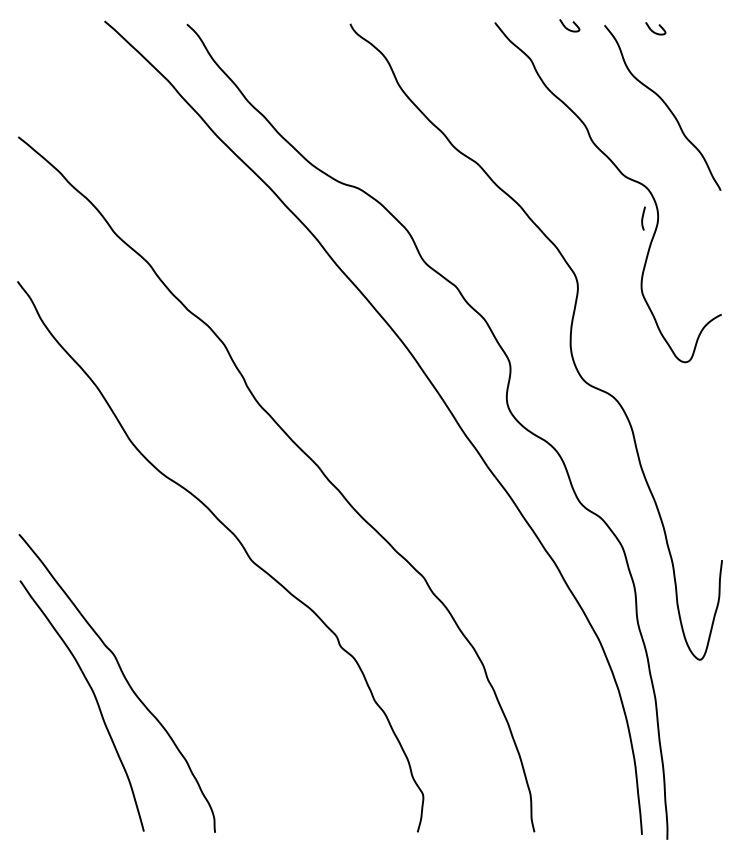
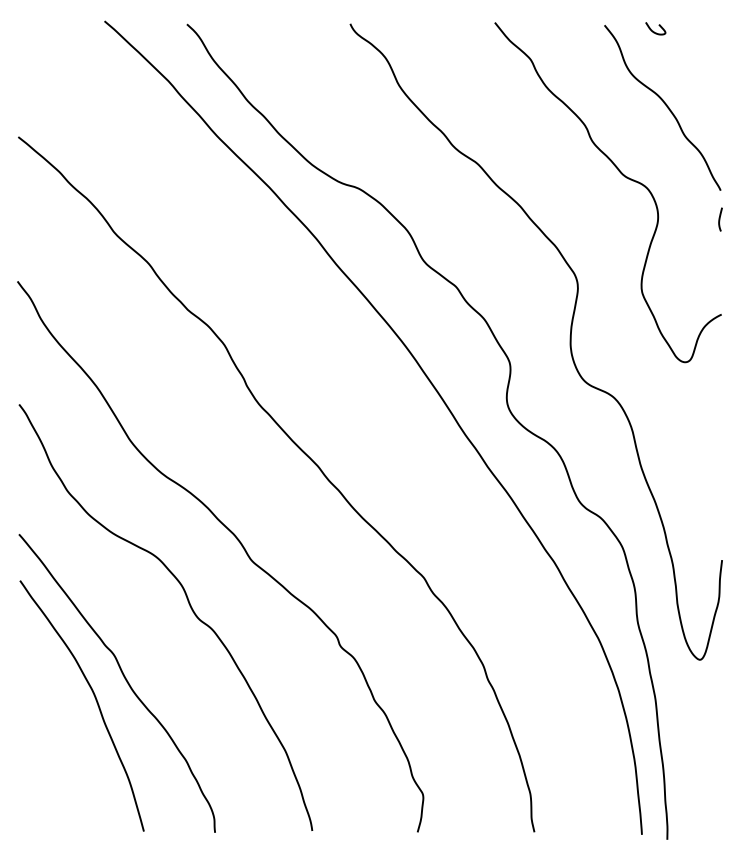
curve: present -> none (567, 27)
curve position: (643, 218) -> (720, 219) (720, 219)
curve: none -> present (189, 606)
